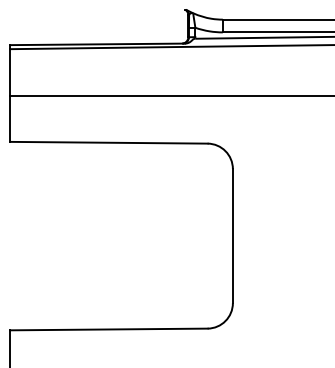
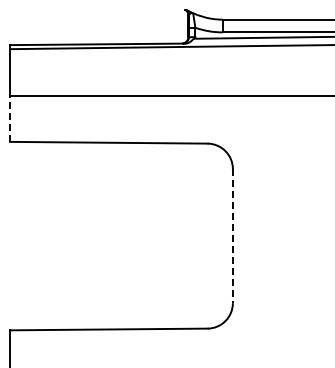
line: solid -> dashed (10, 118)
line: solid -> dashed (232, 236)
